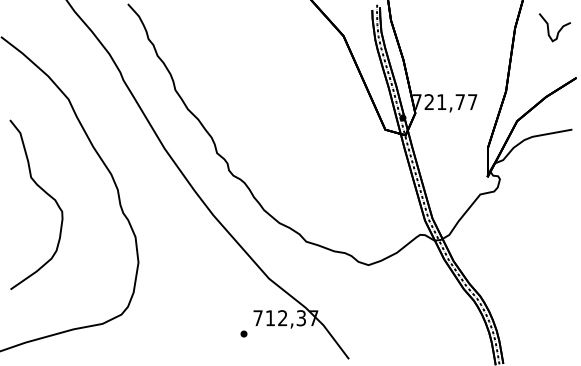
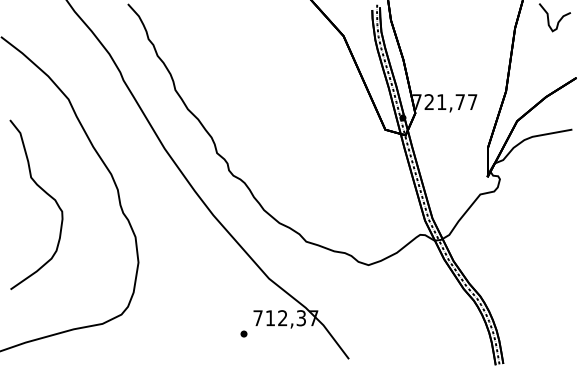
curve position: (558, 30) -> (558, 20) (558, 20)
